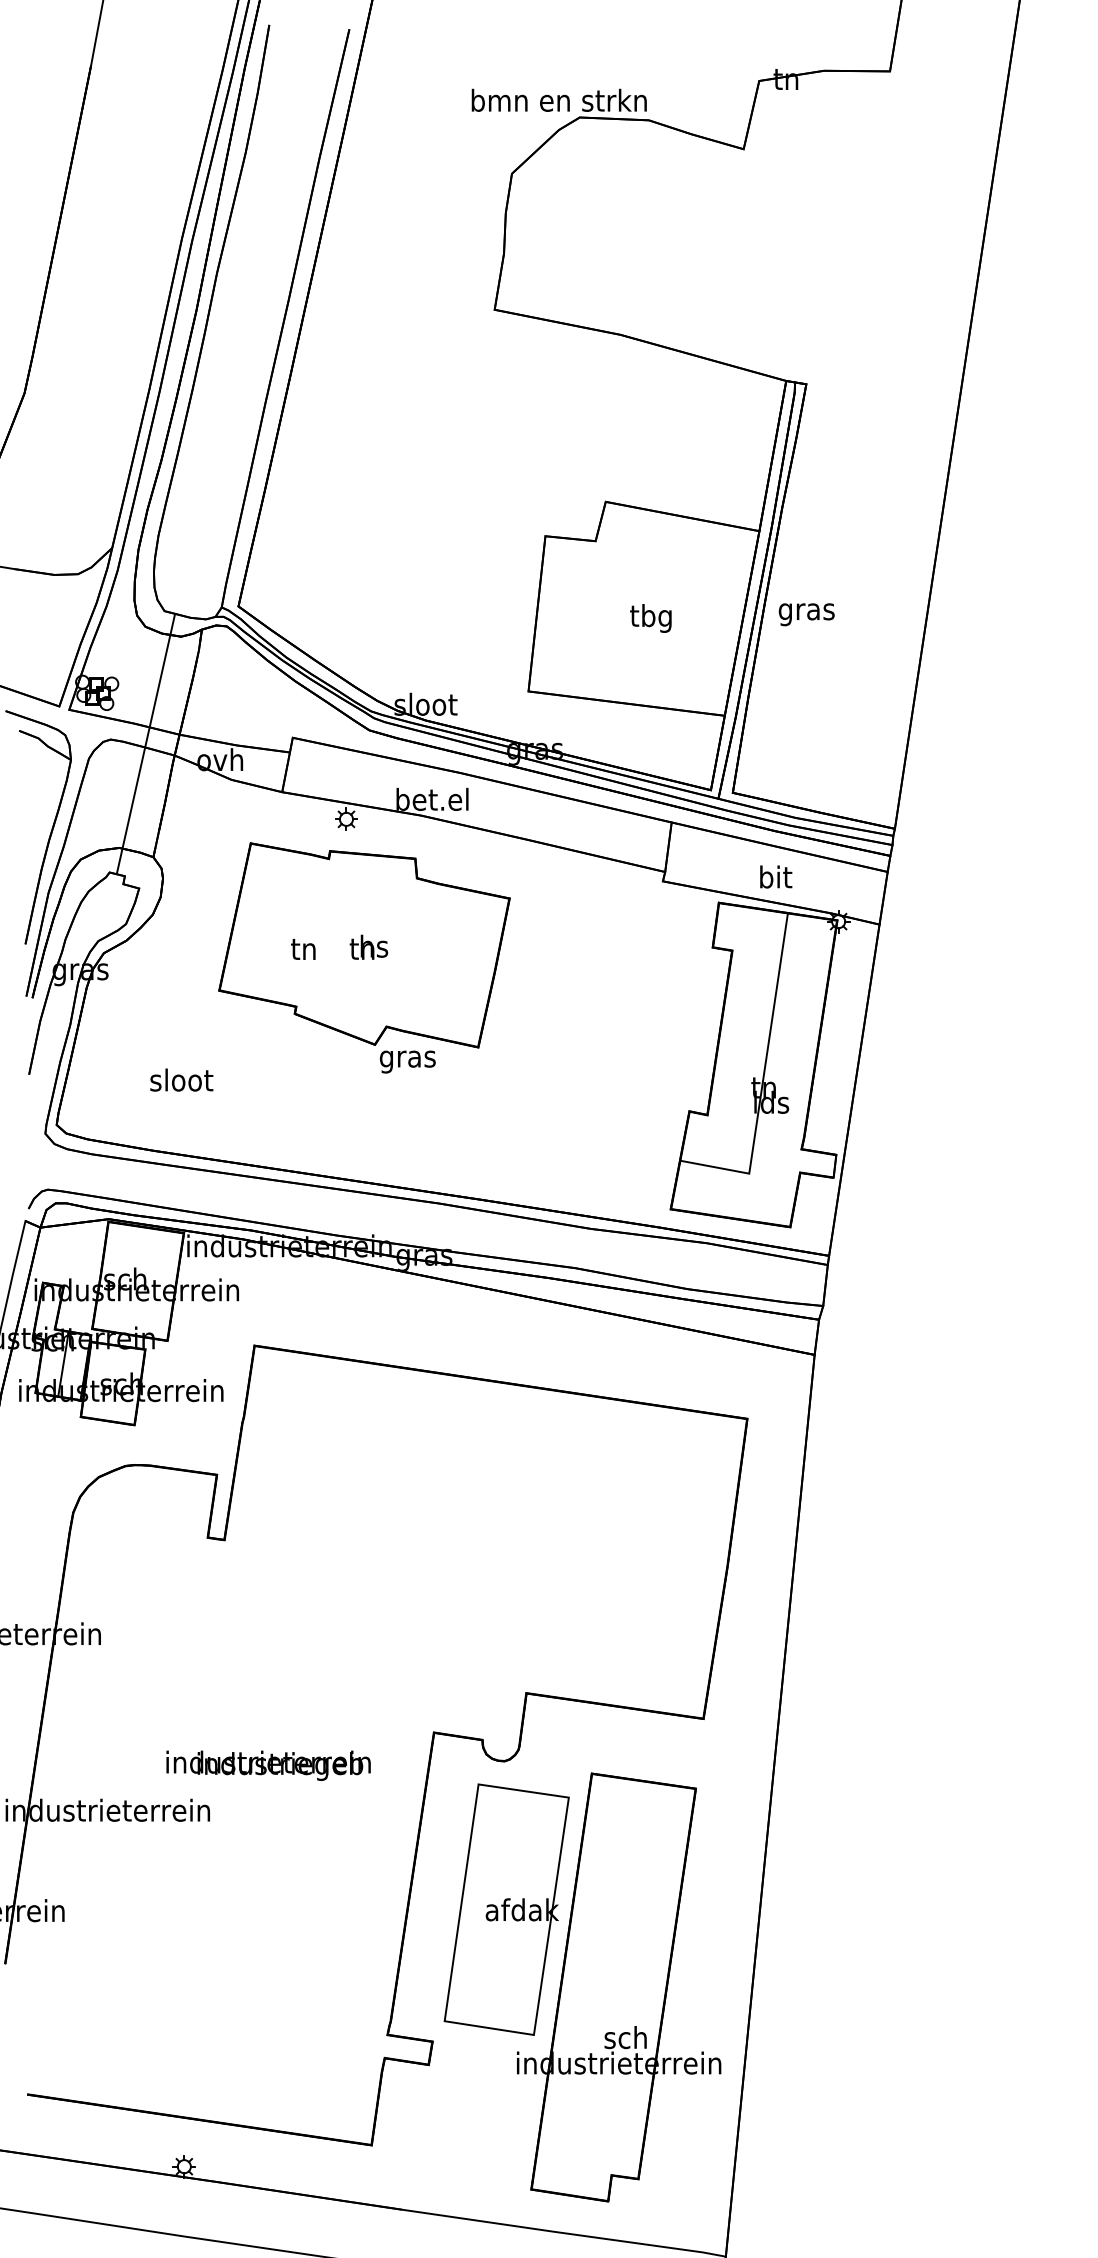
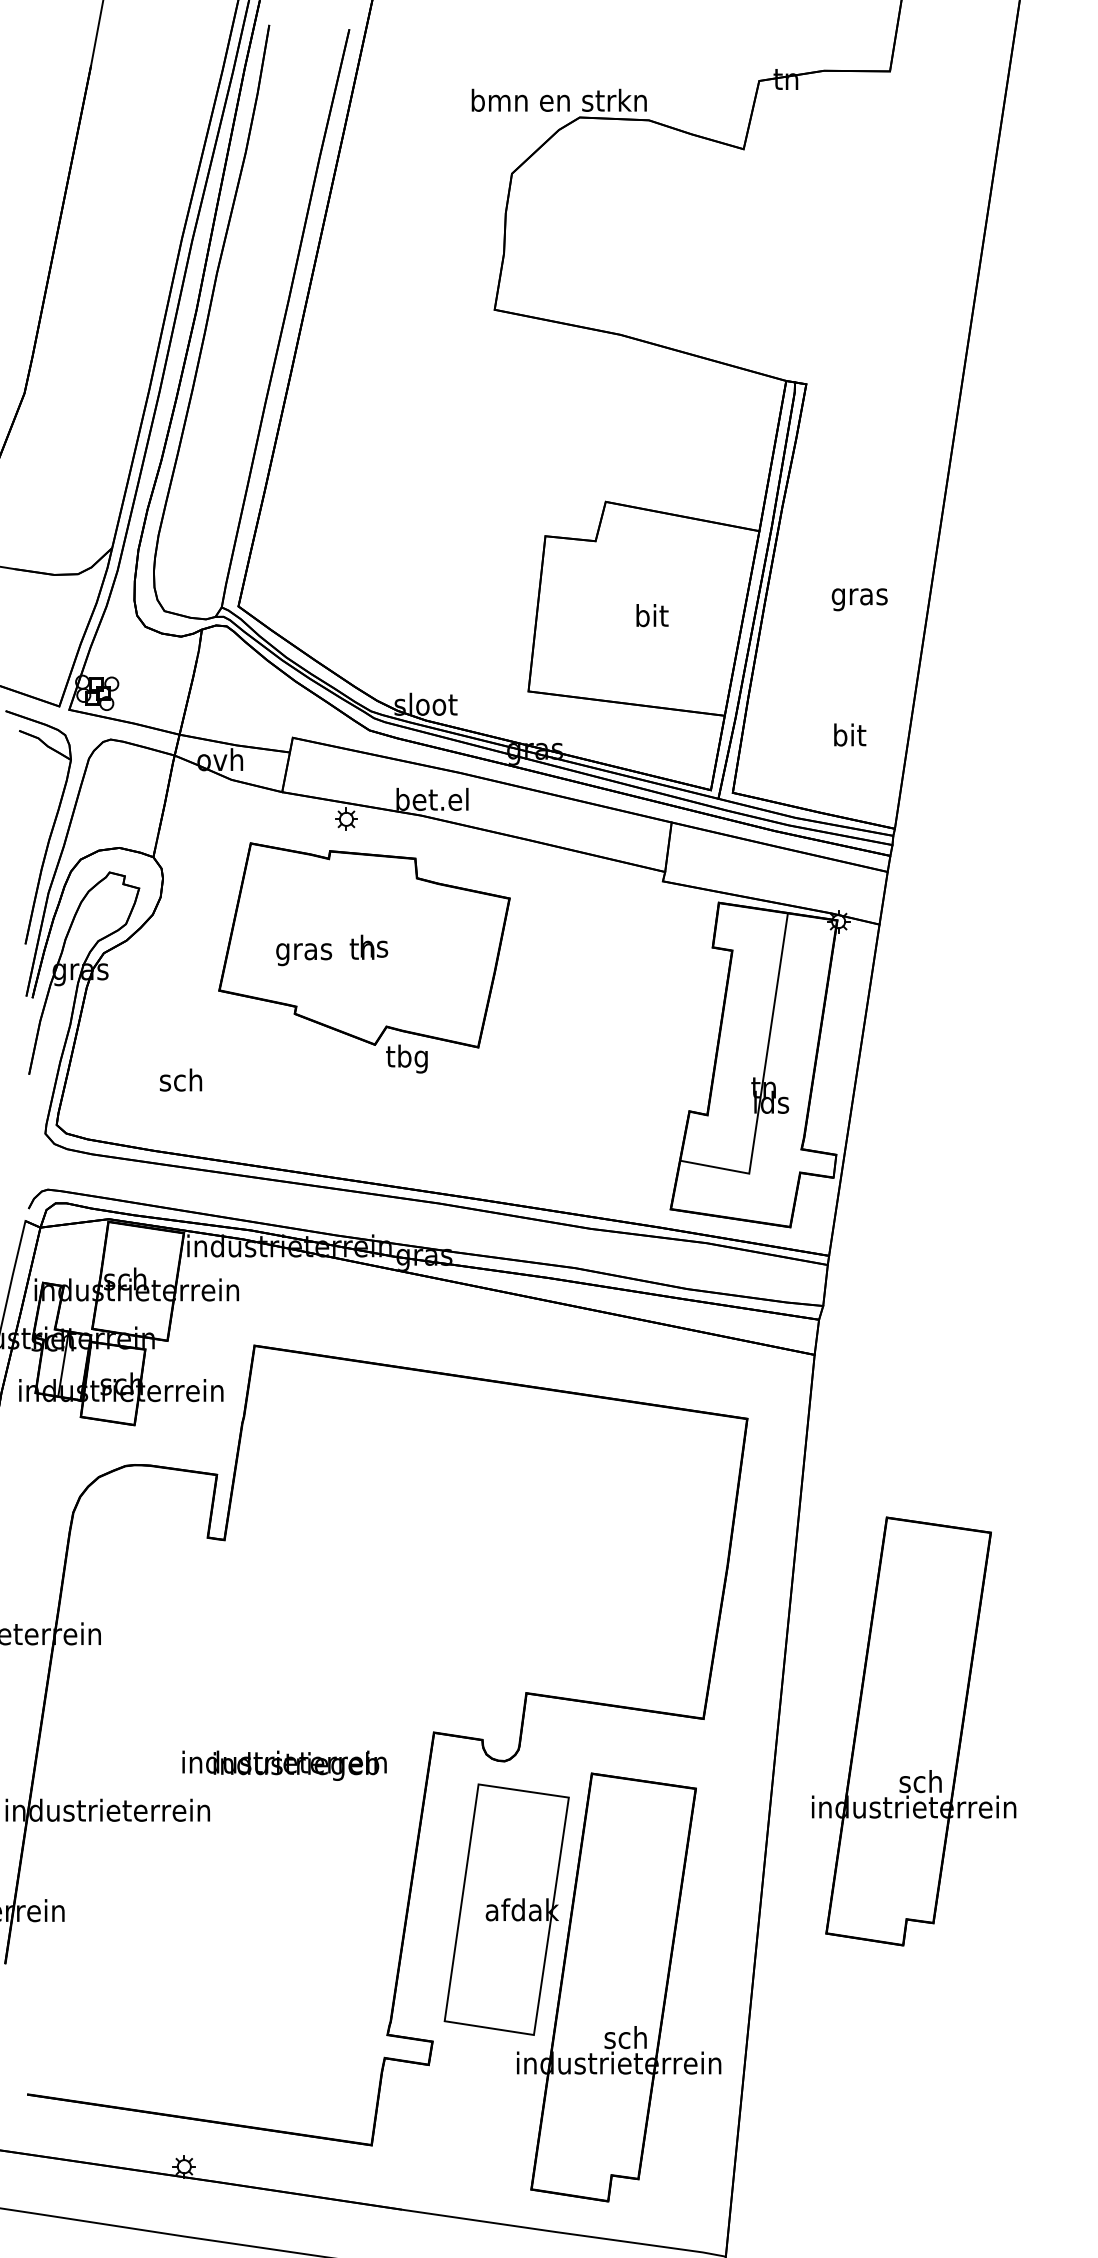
text position: (806, 614) -> (859, 599) (859, 599)
text: tbg -> bit (650, 618)
line: present -> none (145, 744)
text position: (776, 876) -> (850, 734) (850, 734)
text: tn -> gras (304, 952)
text: gras -> tbg (407, 1058)
text: sloot -> sch (181, 1079)
part: none -> present (914, 1731)
text position: (268, 1765) -> (284, 1765) (284, 1765)
